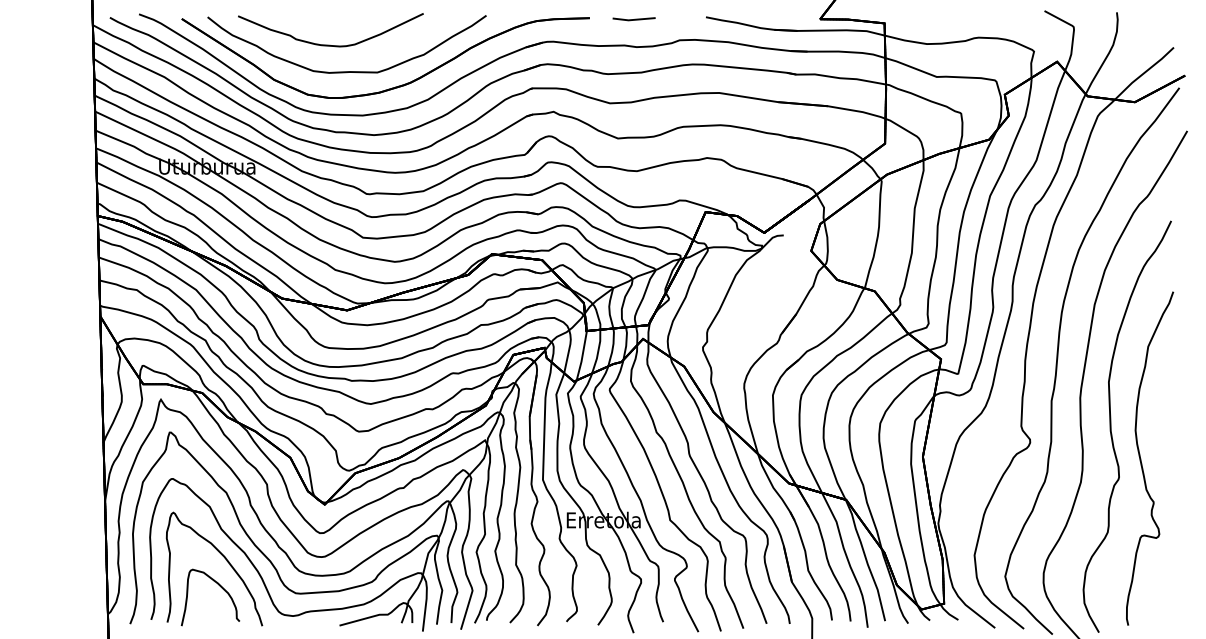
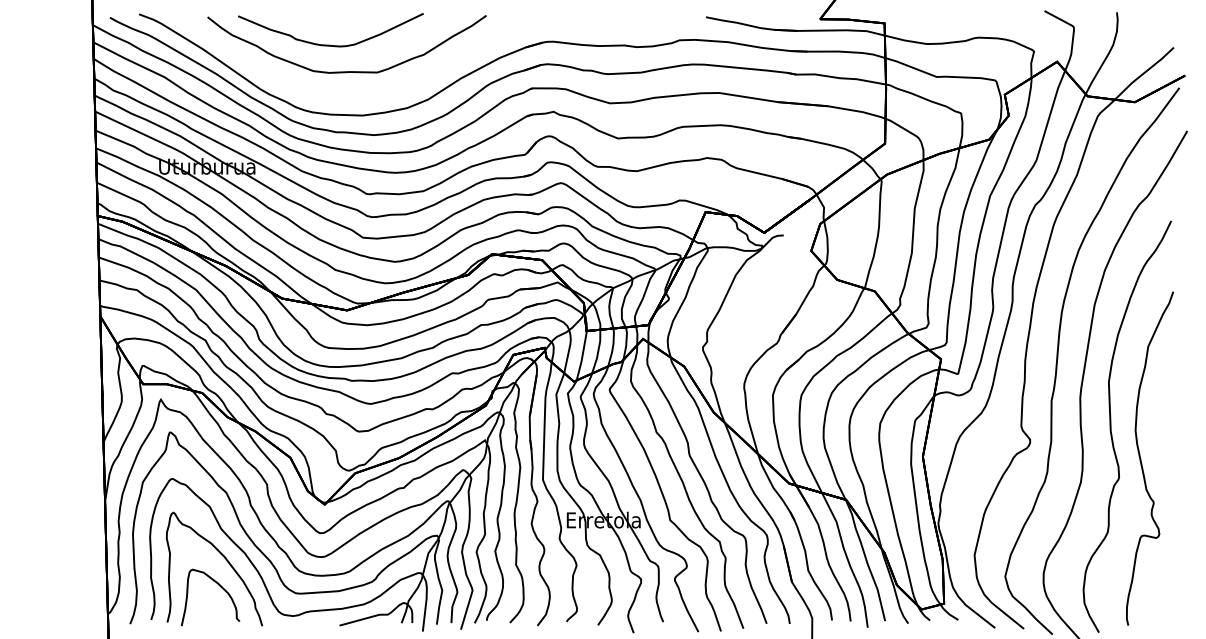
line: present -> none (633, 19)
part: present -> none (395, 86)
